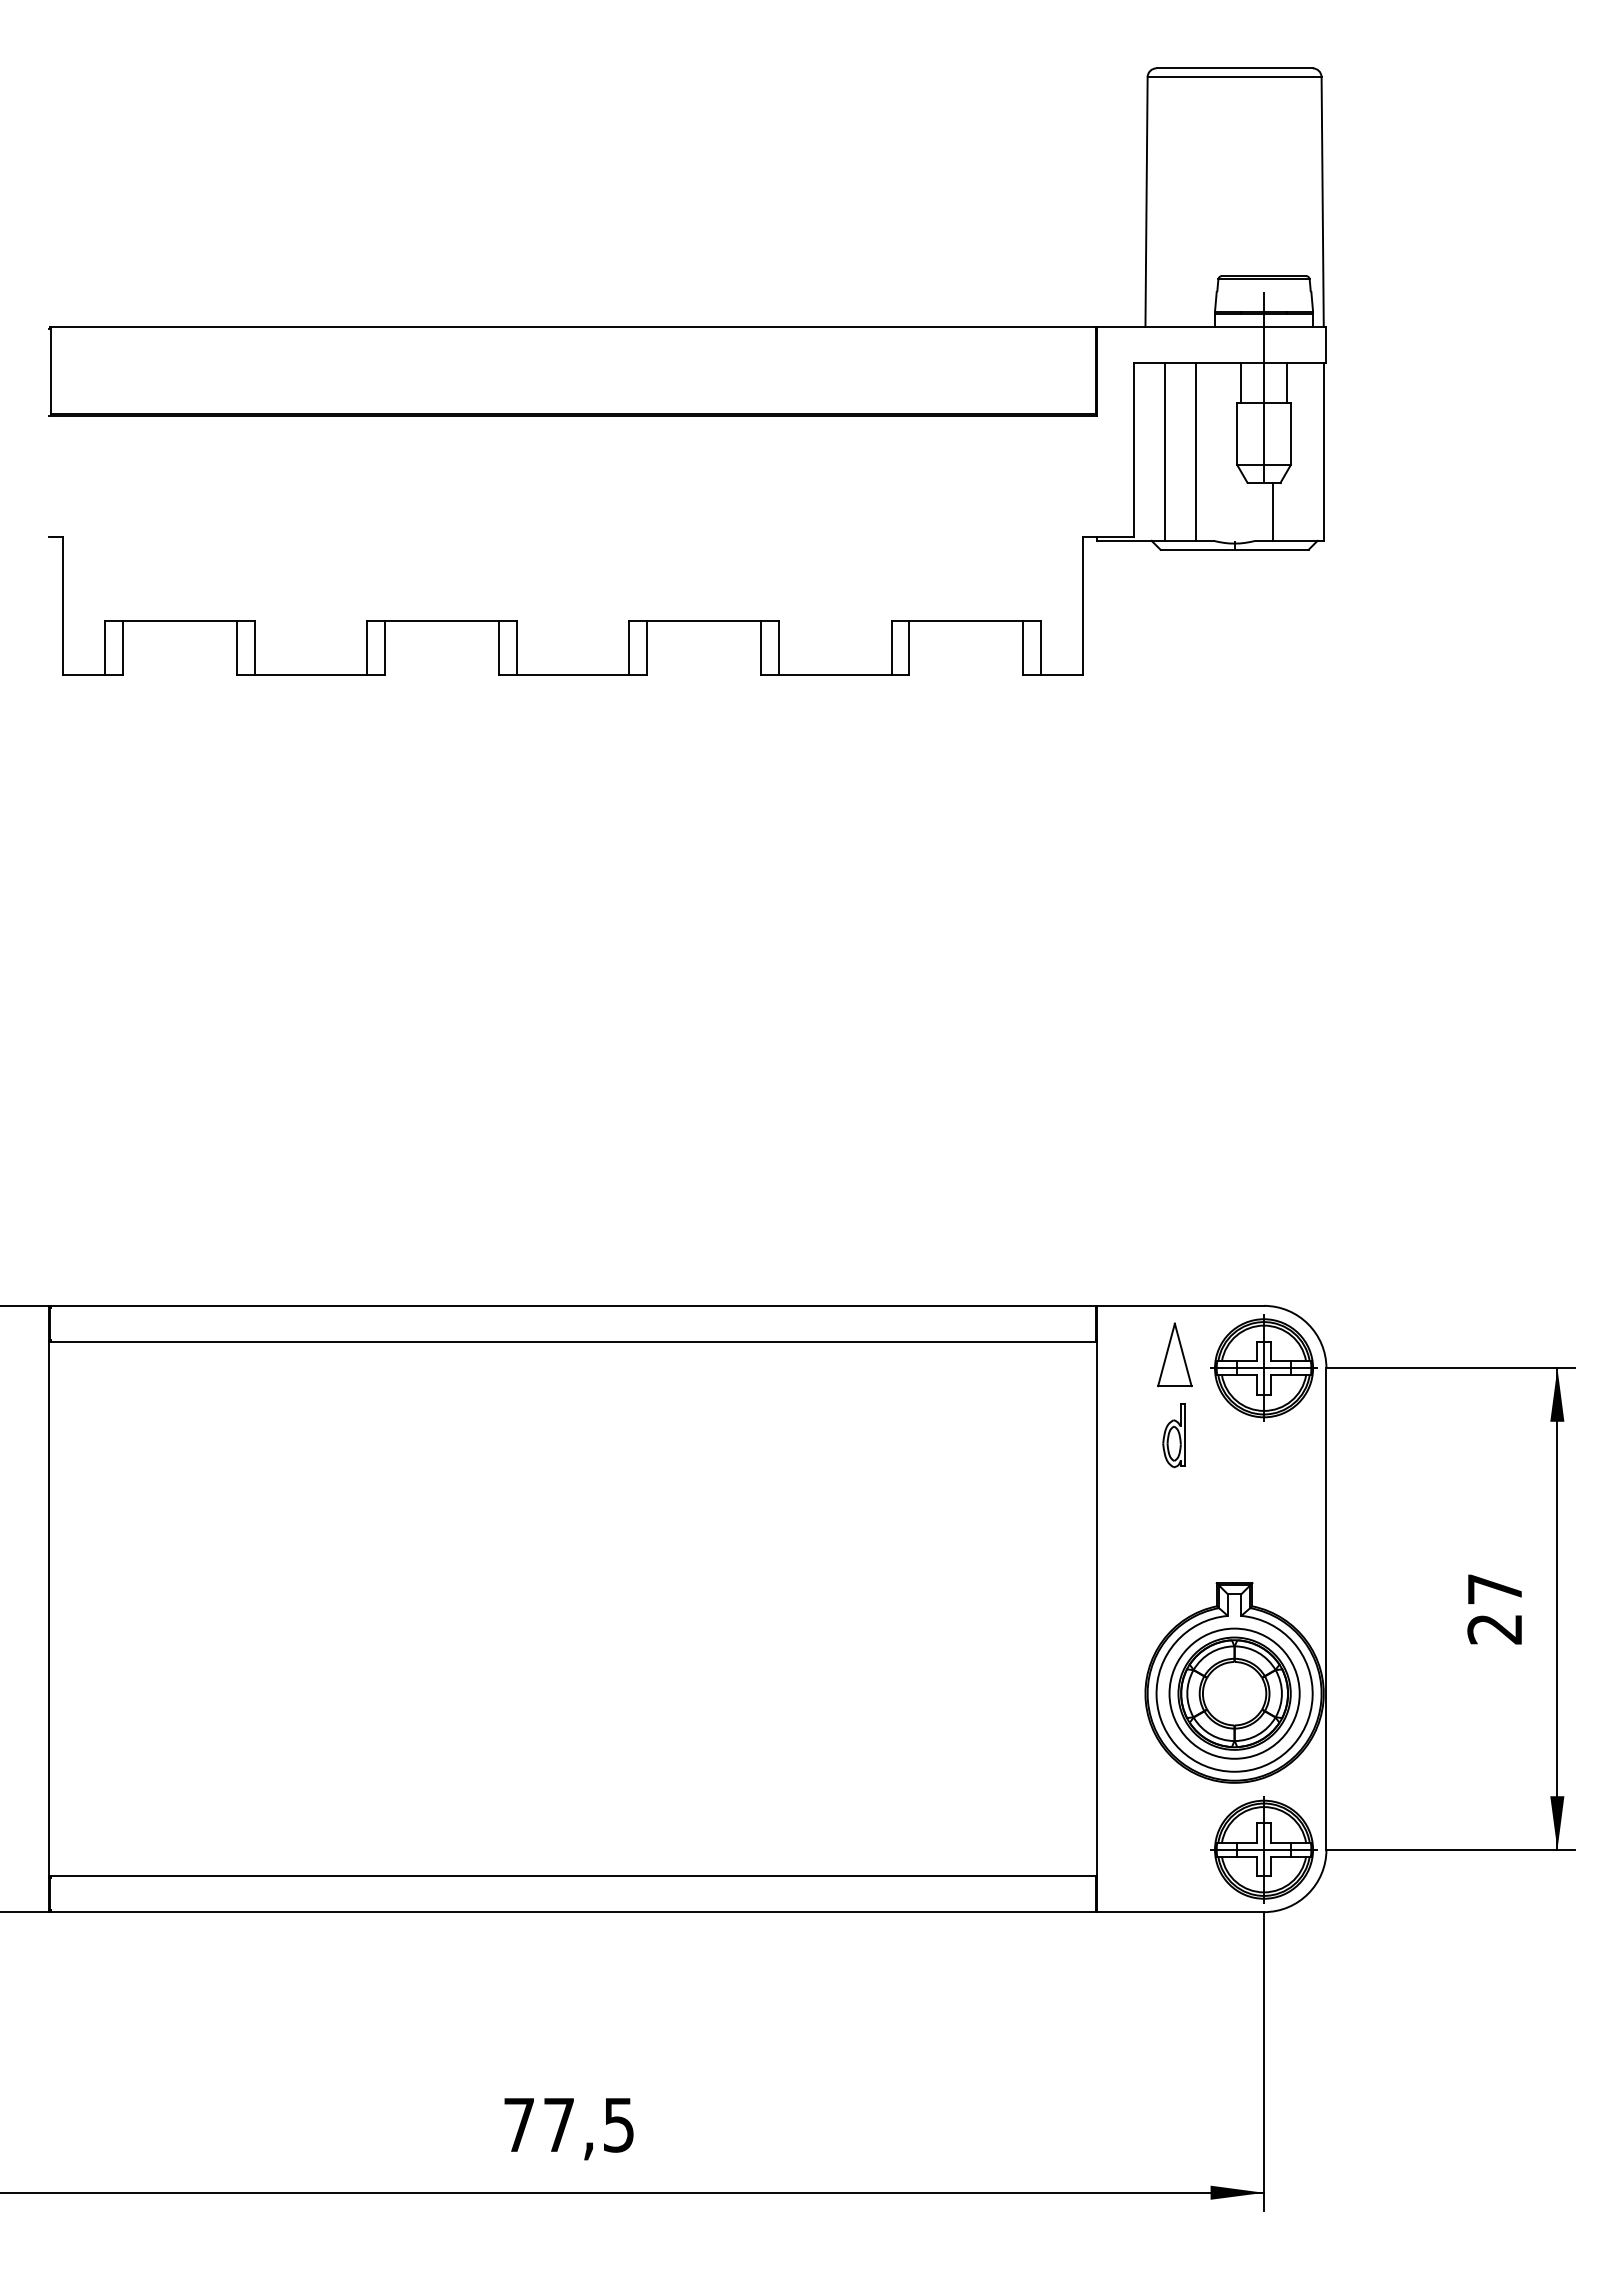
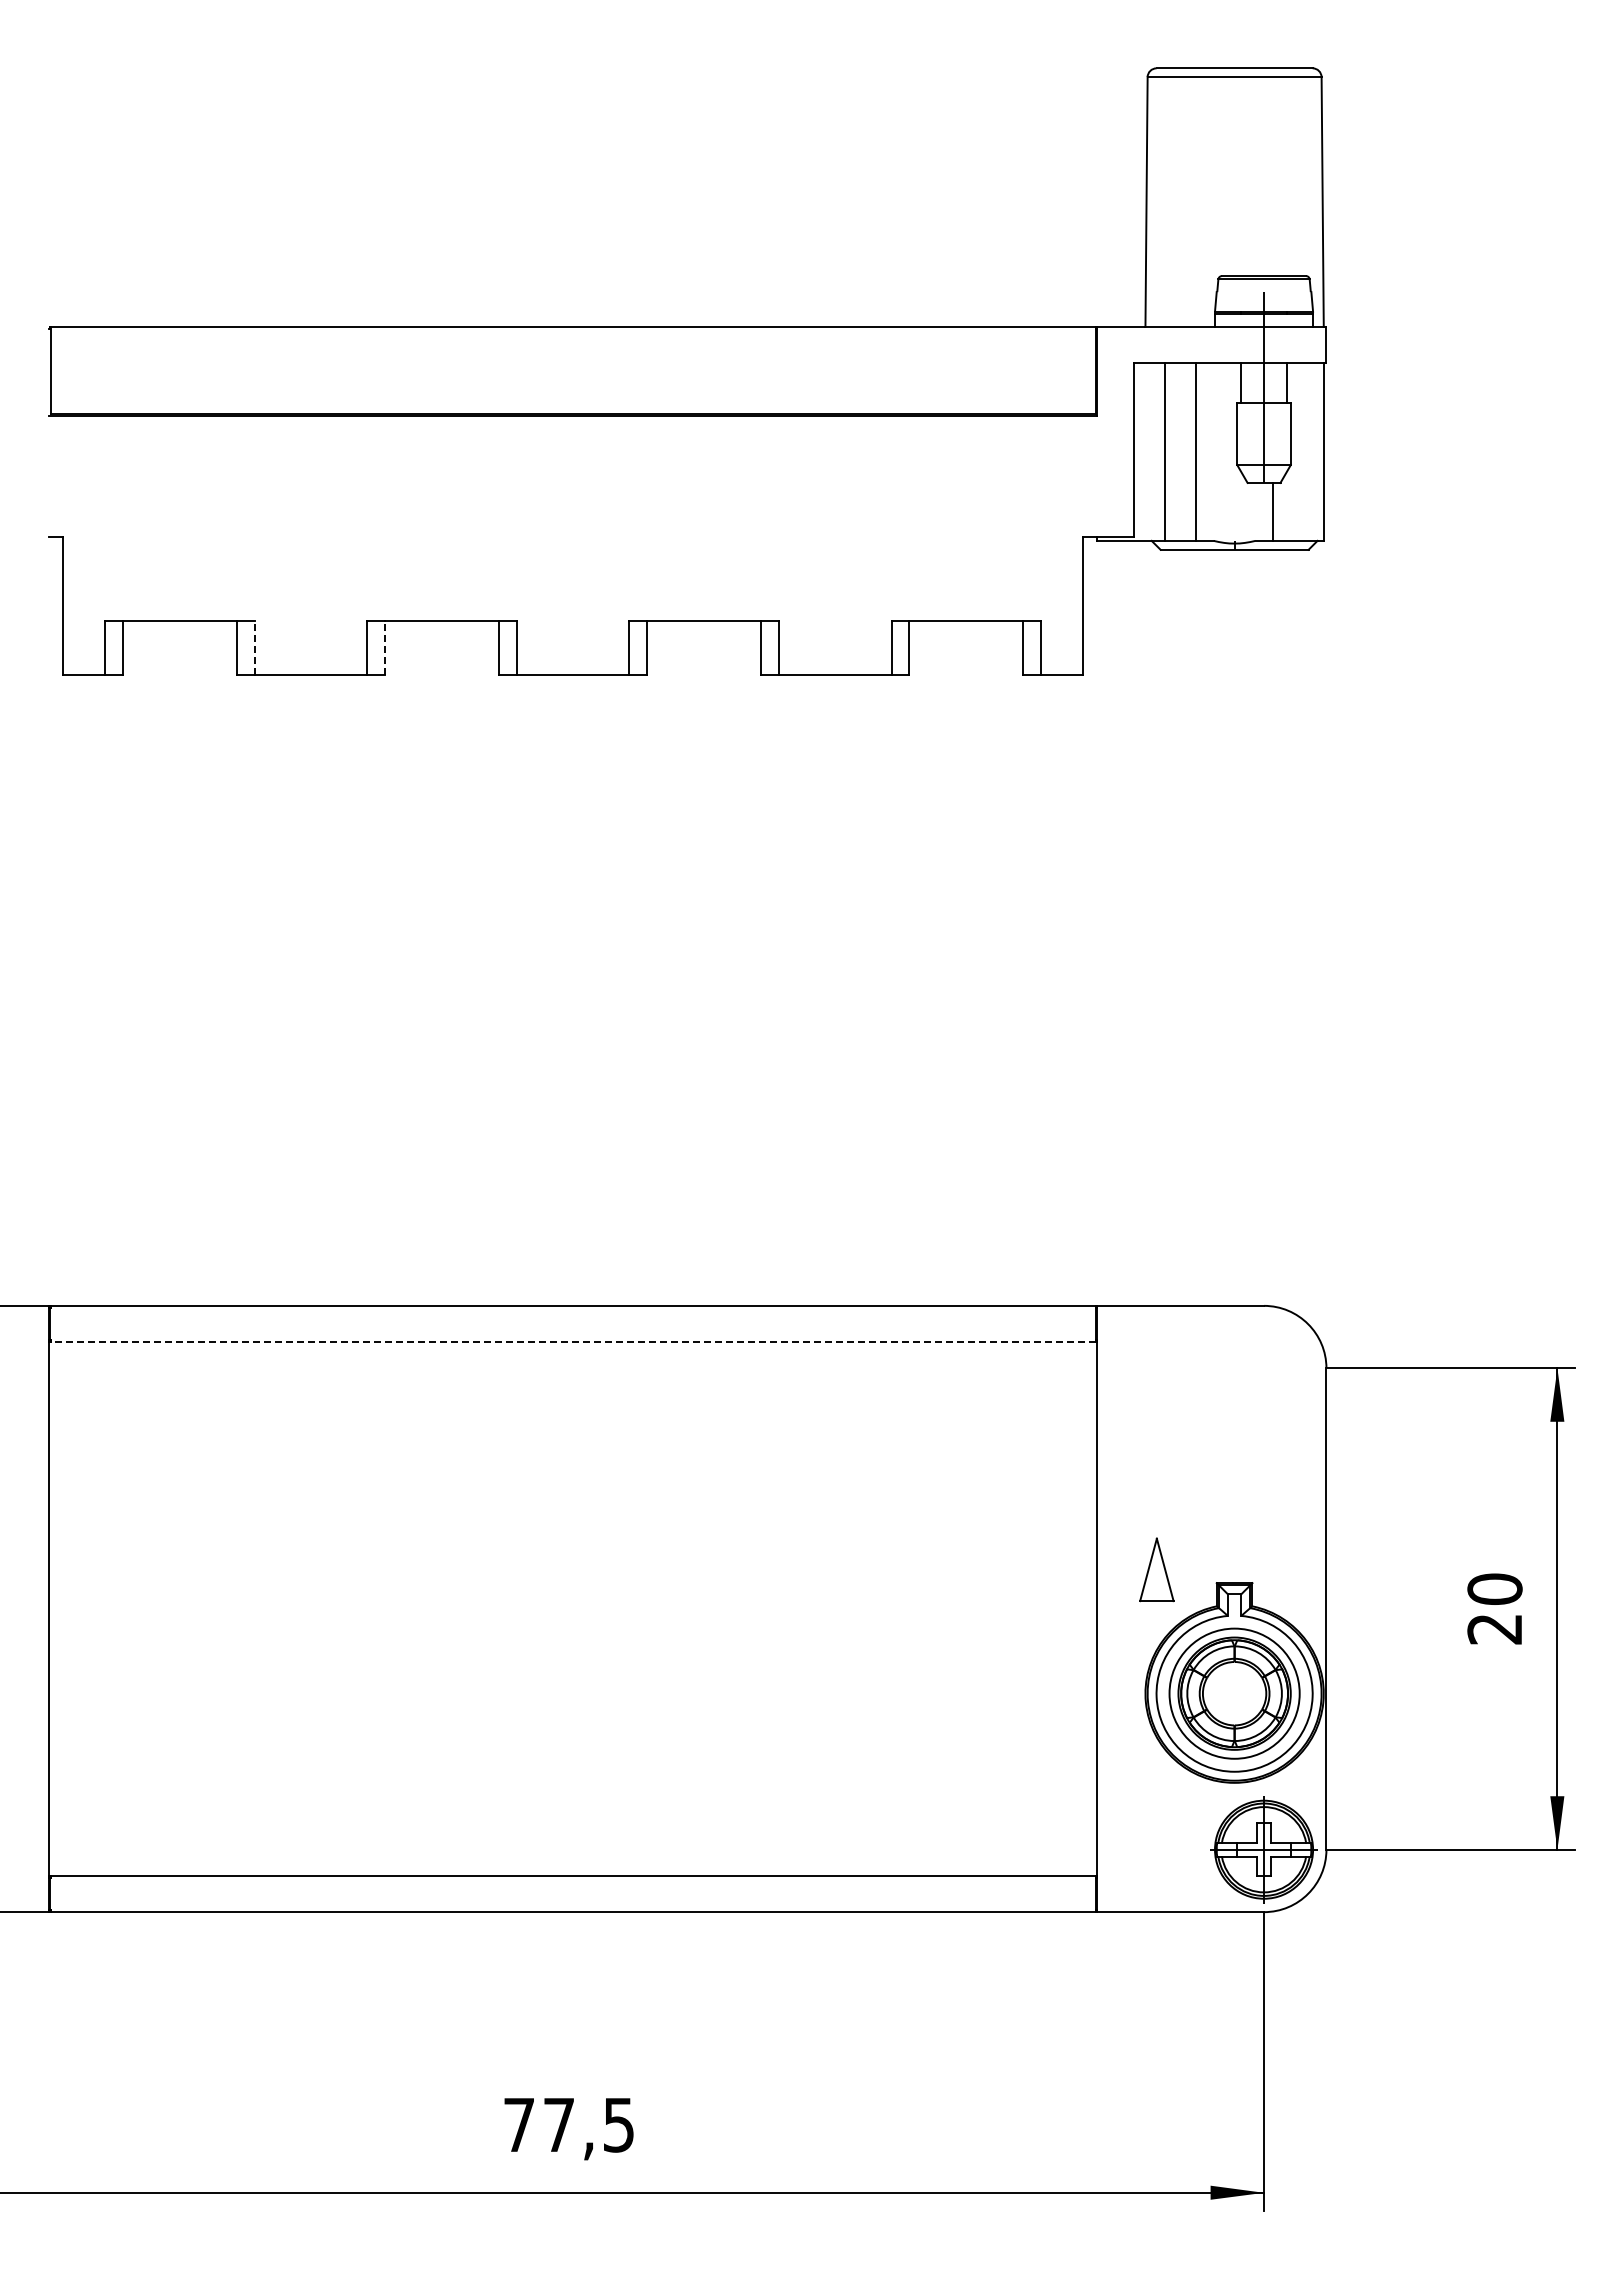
line: solid -> dashed (254, 647)
line: solid -> dashed (385, 647)
line: solid -> dashed (572, 1341)
part position: (1174, 1354) -> (1156, 1569) (1156, 1569)
part: present -> none (1263, 1367)
part: present -> none (1173, 1435)
text: 27 -> 20 (1494, 1588)
